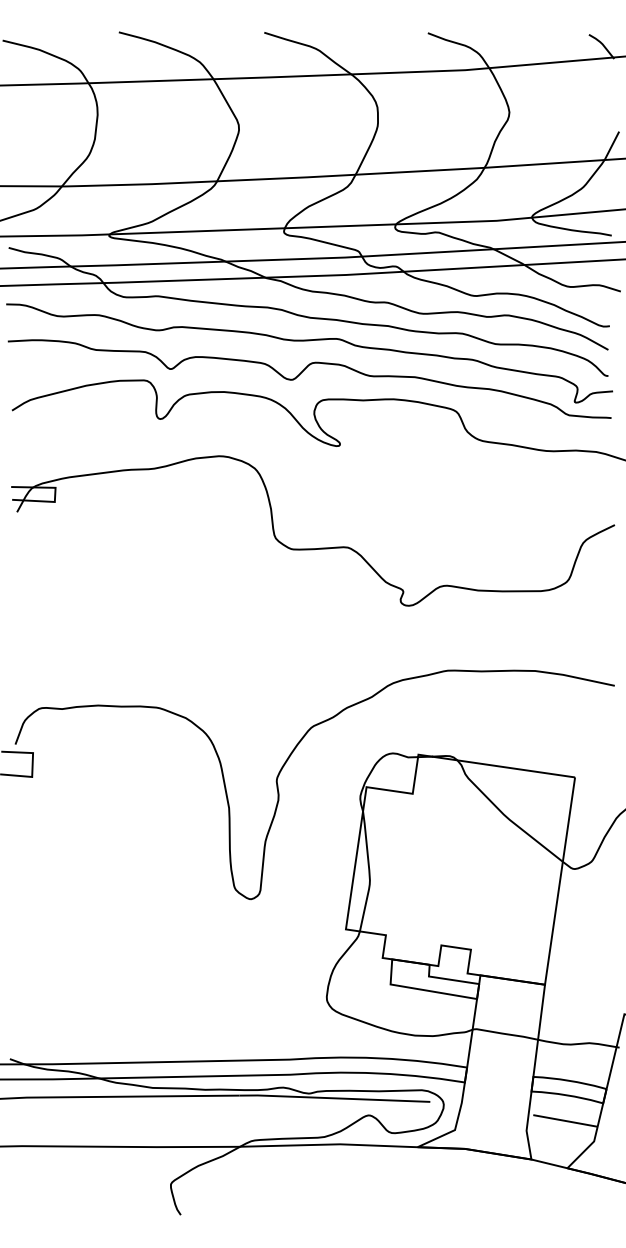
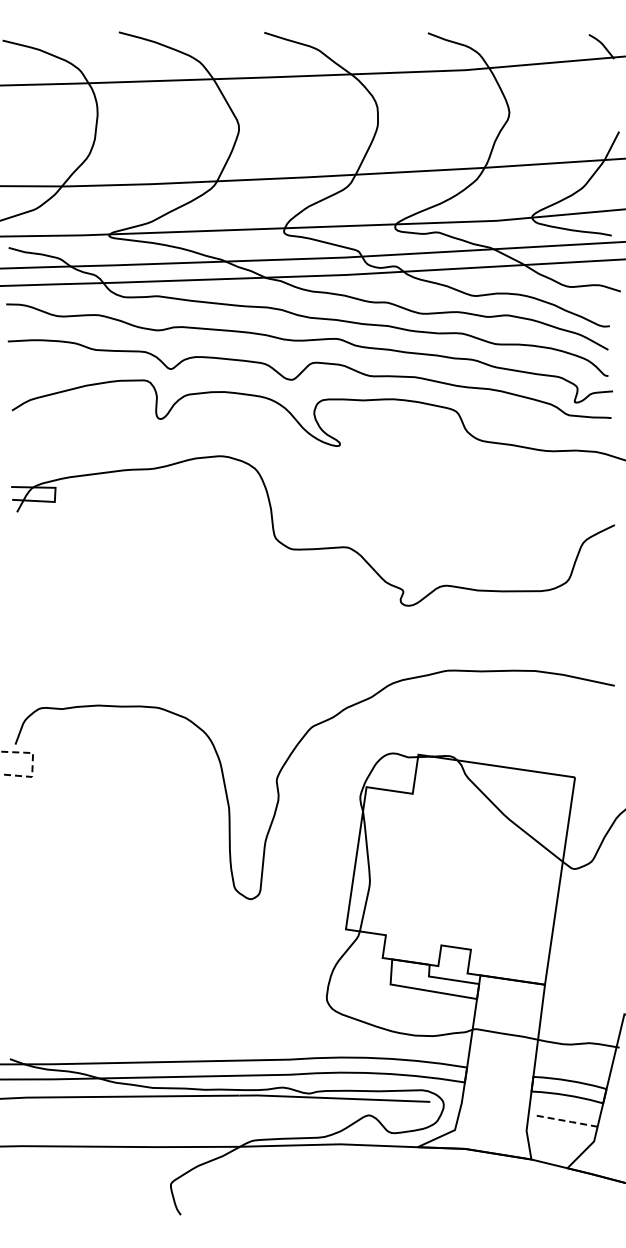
line: solid -> dashed (32, 766)
line: solid -> dashed (565, 1120)
